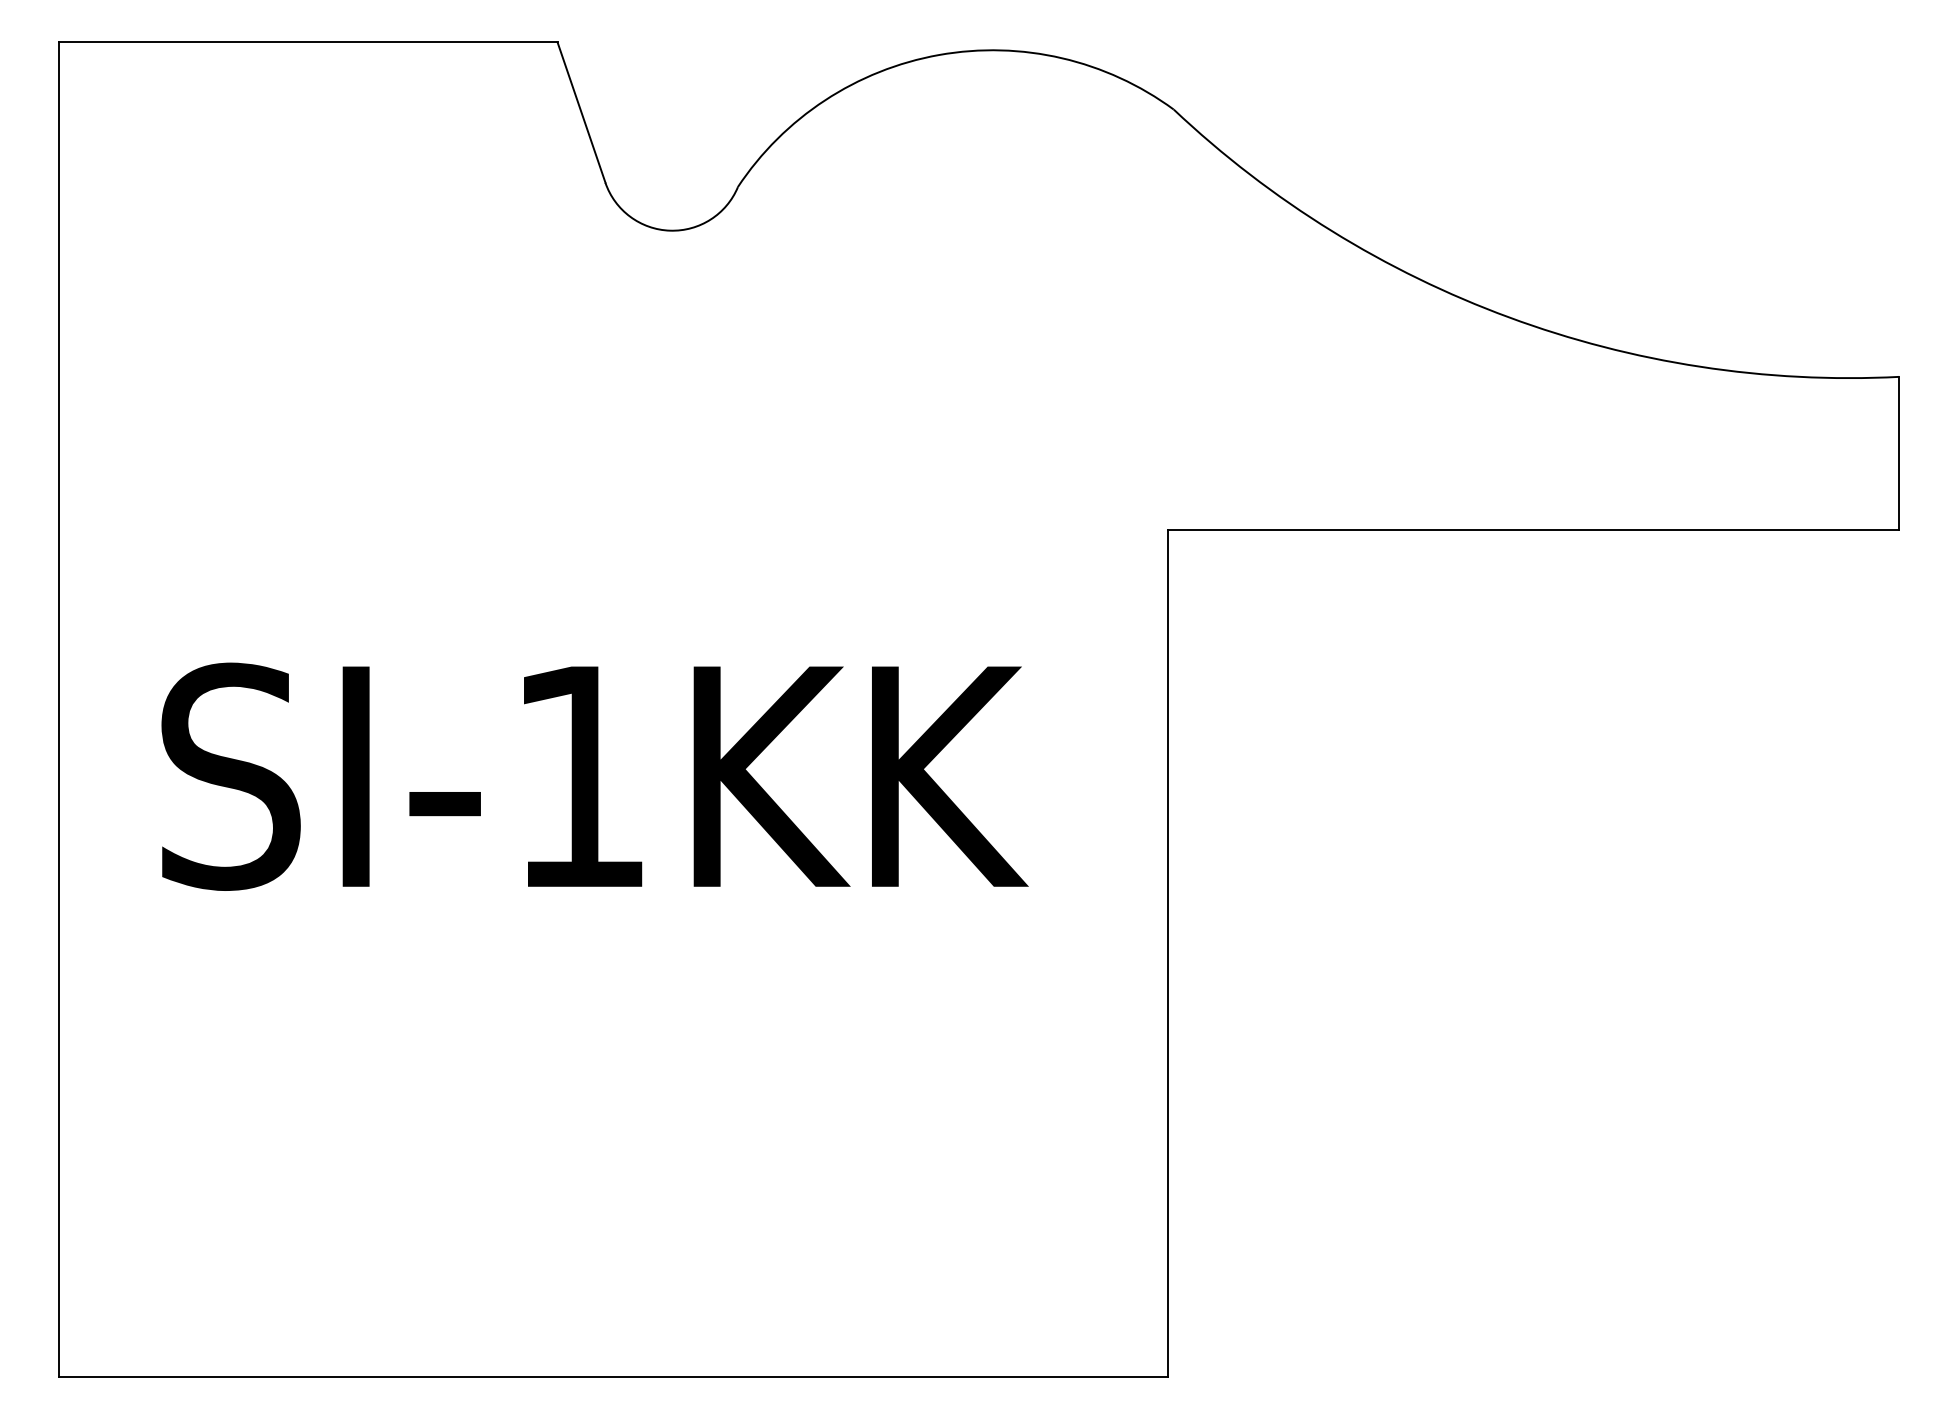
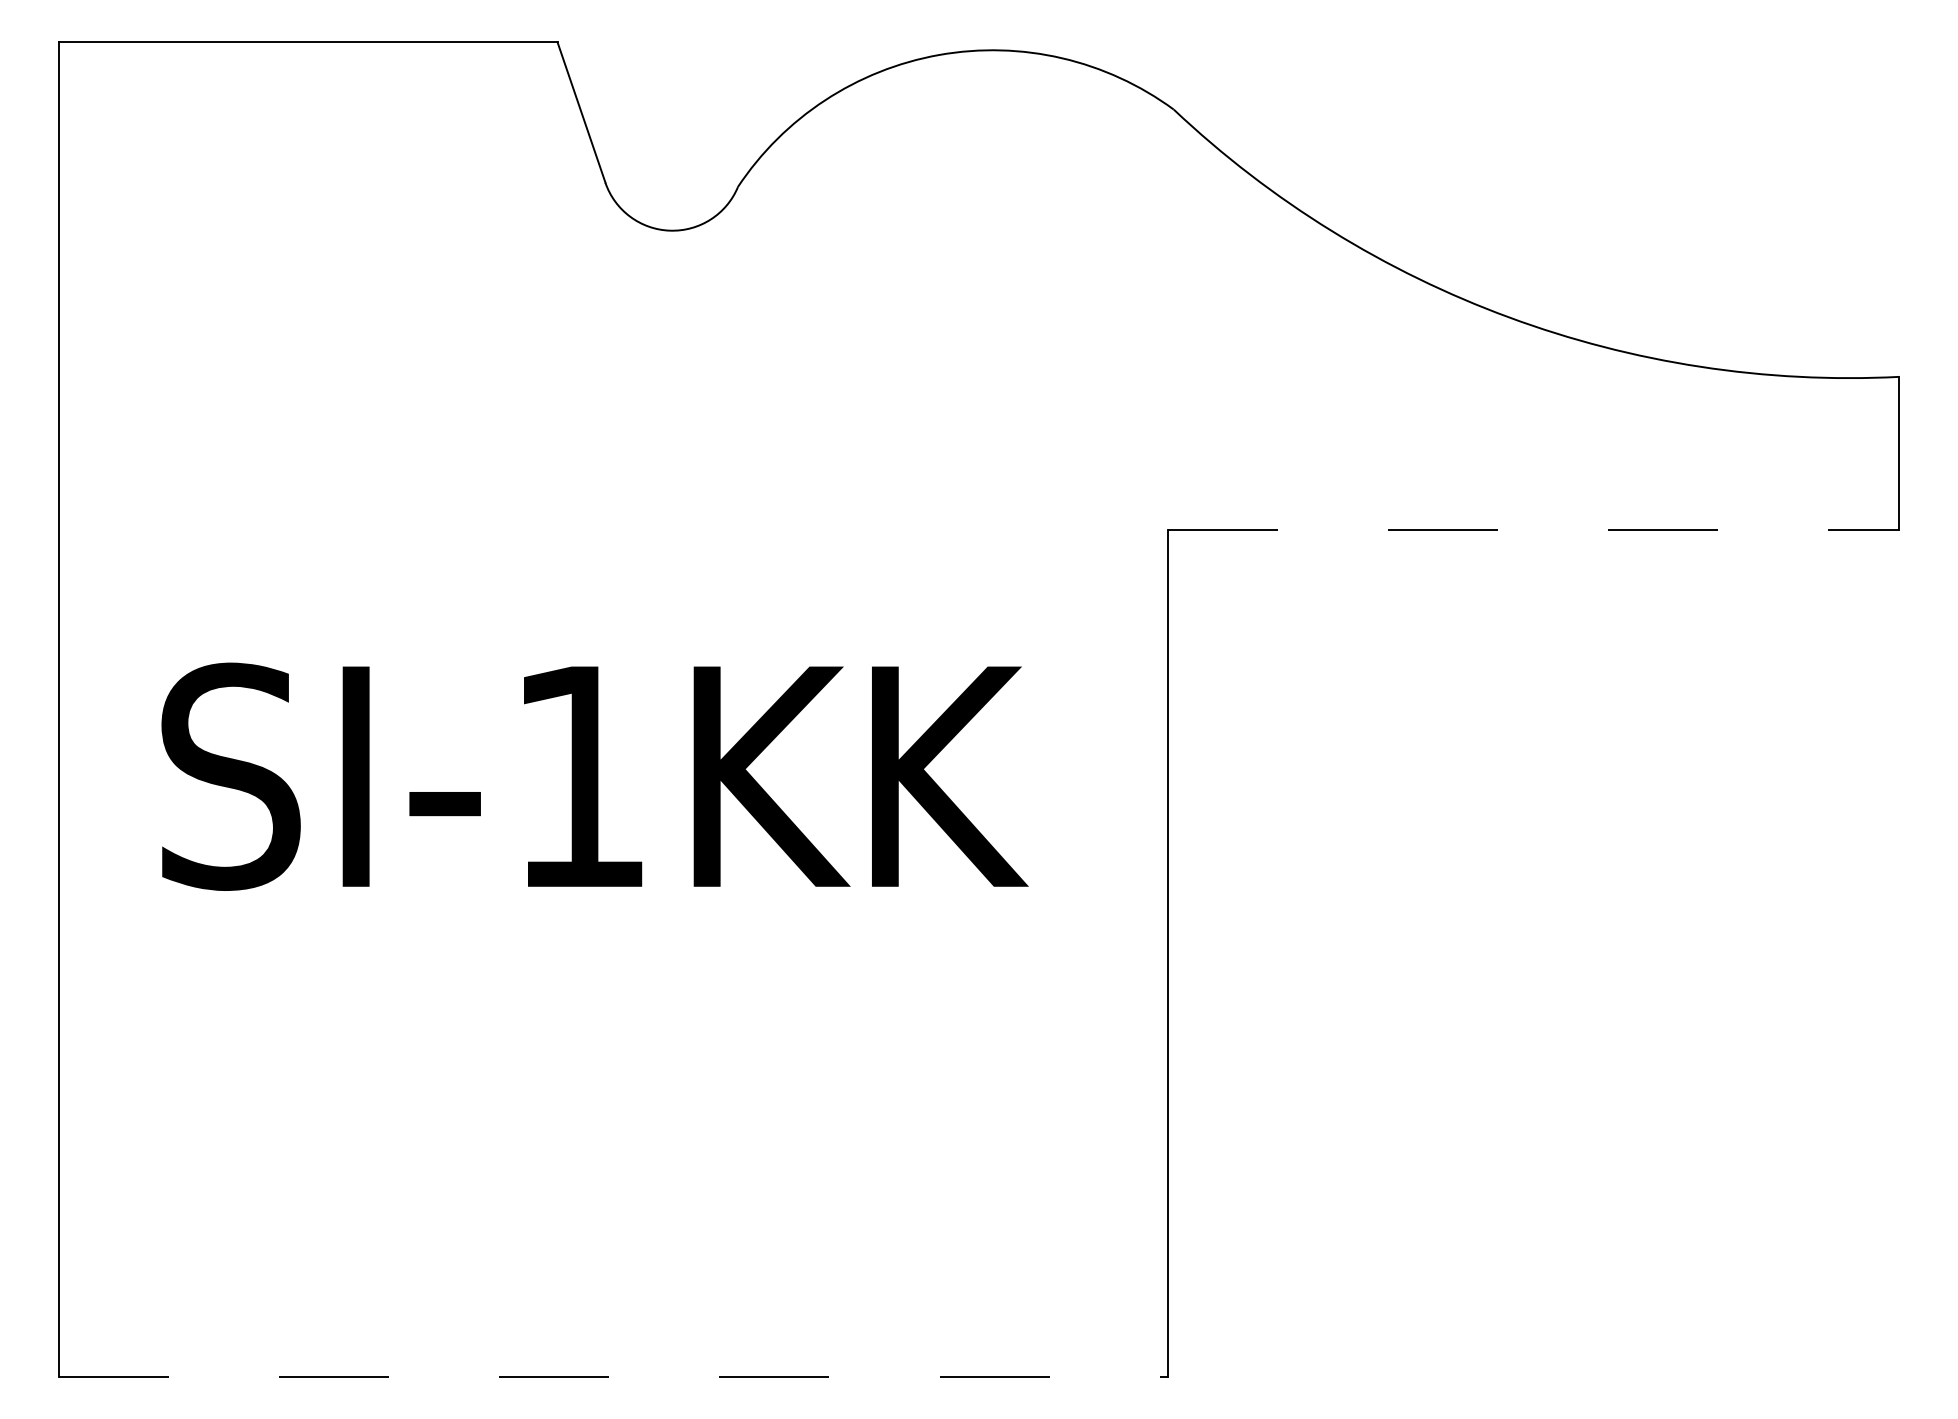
line: solid -> dashed (1533, 530)
line: solid -> dashed (613, 1376)
